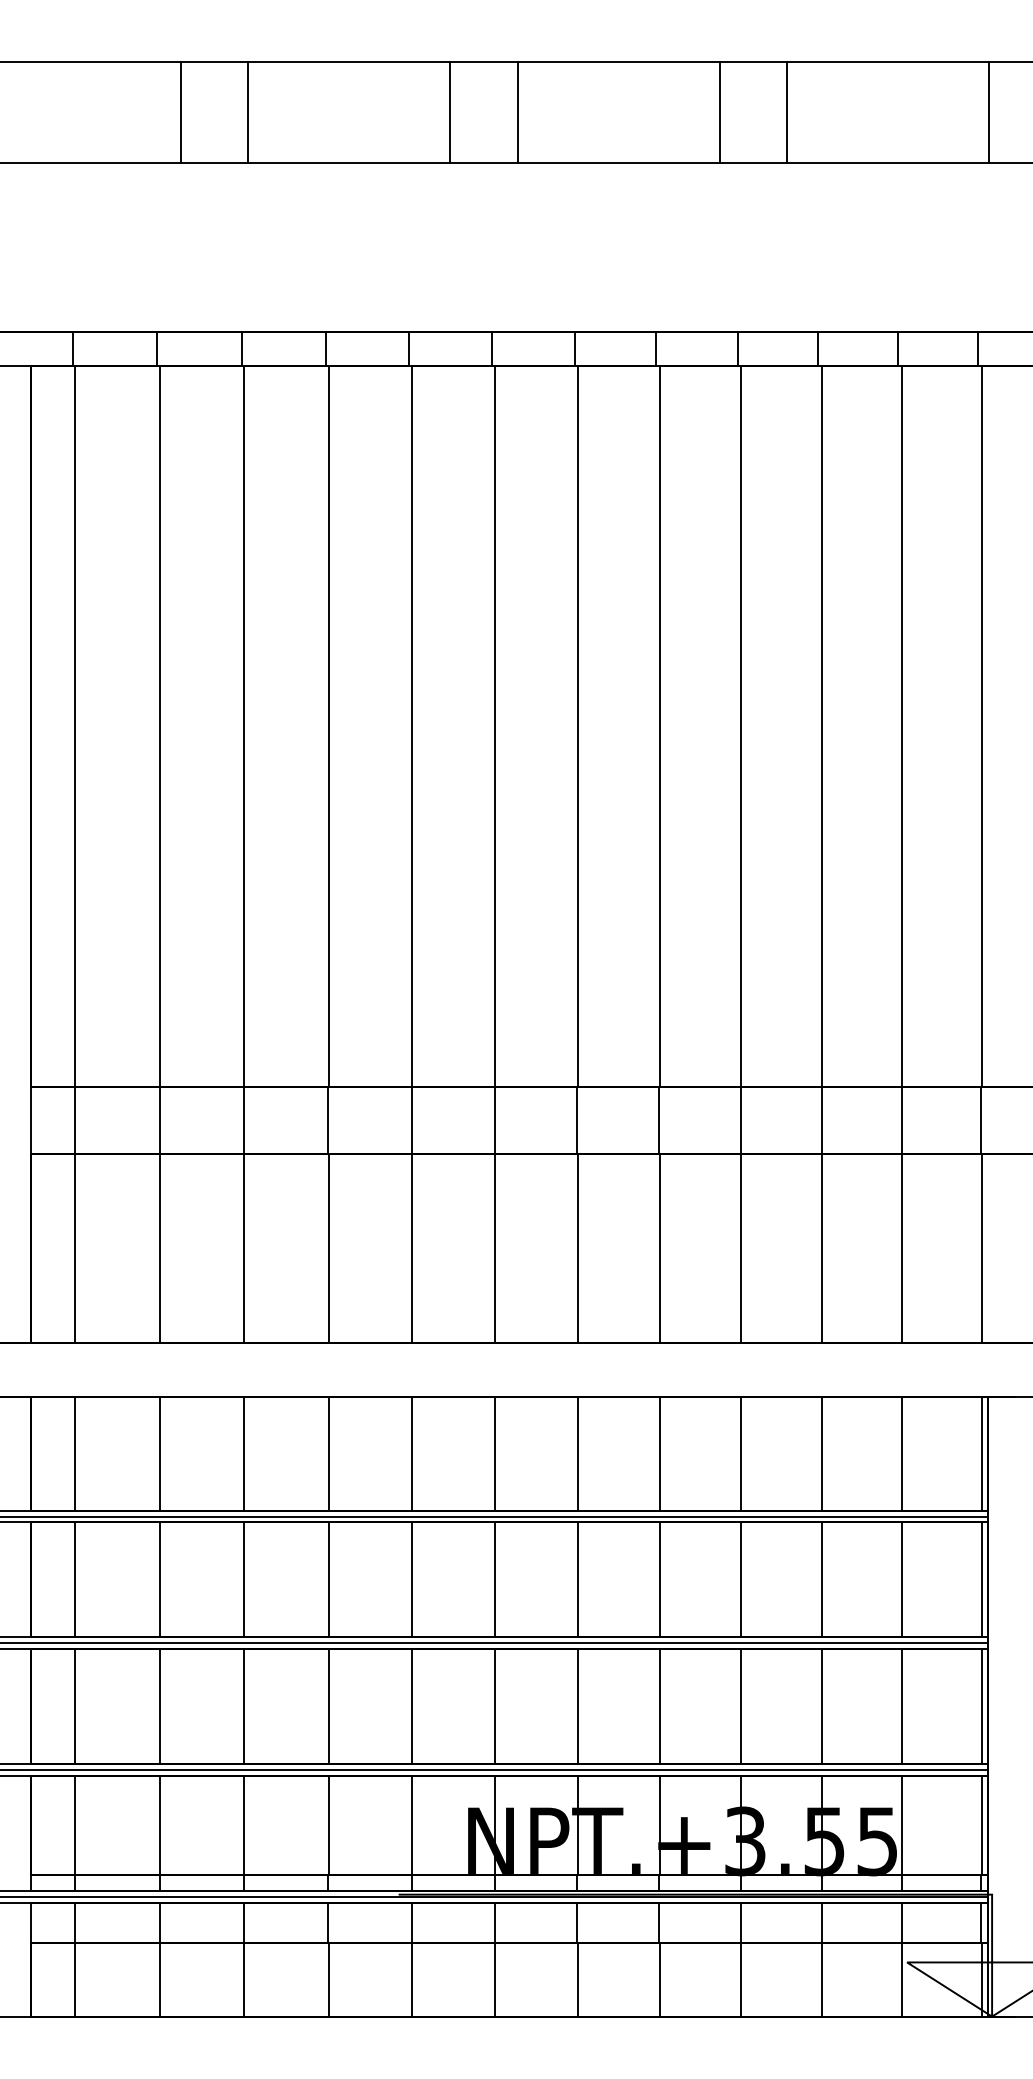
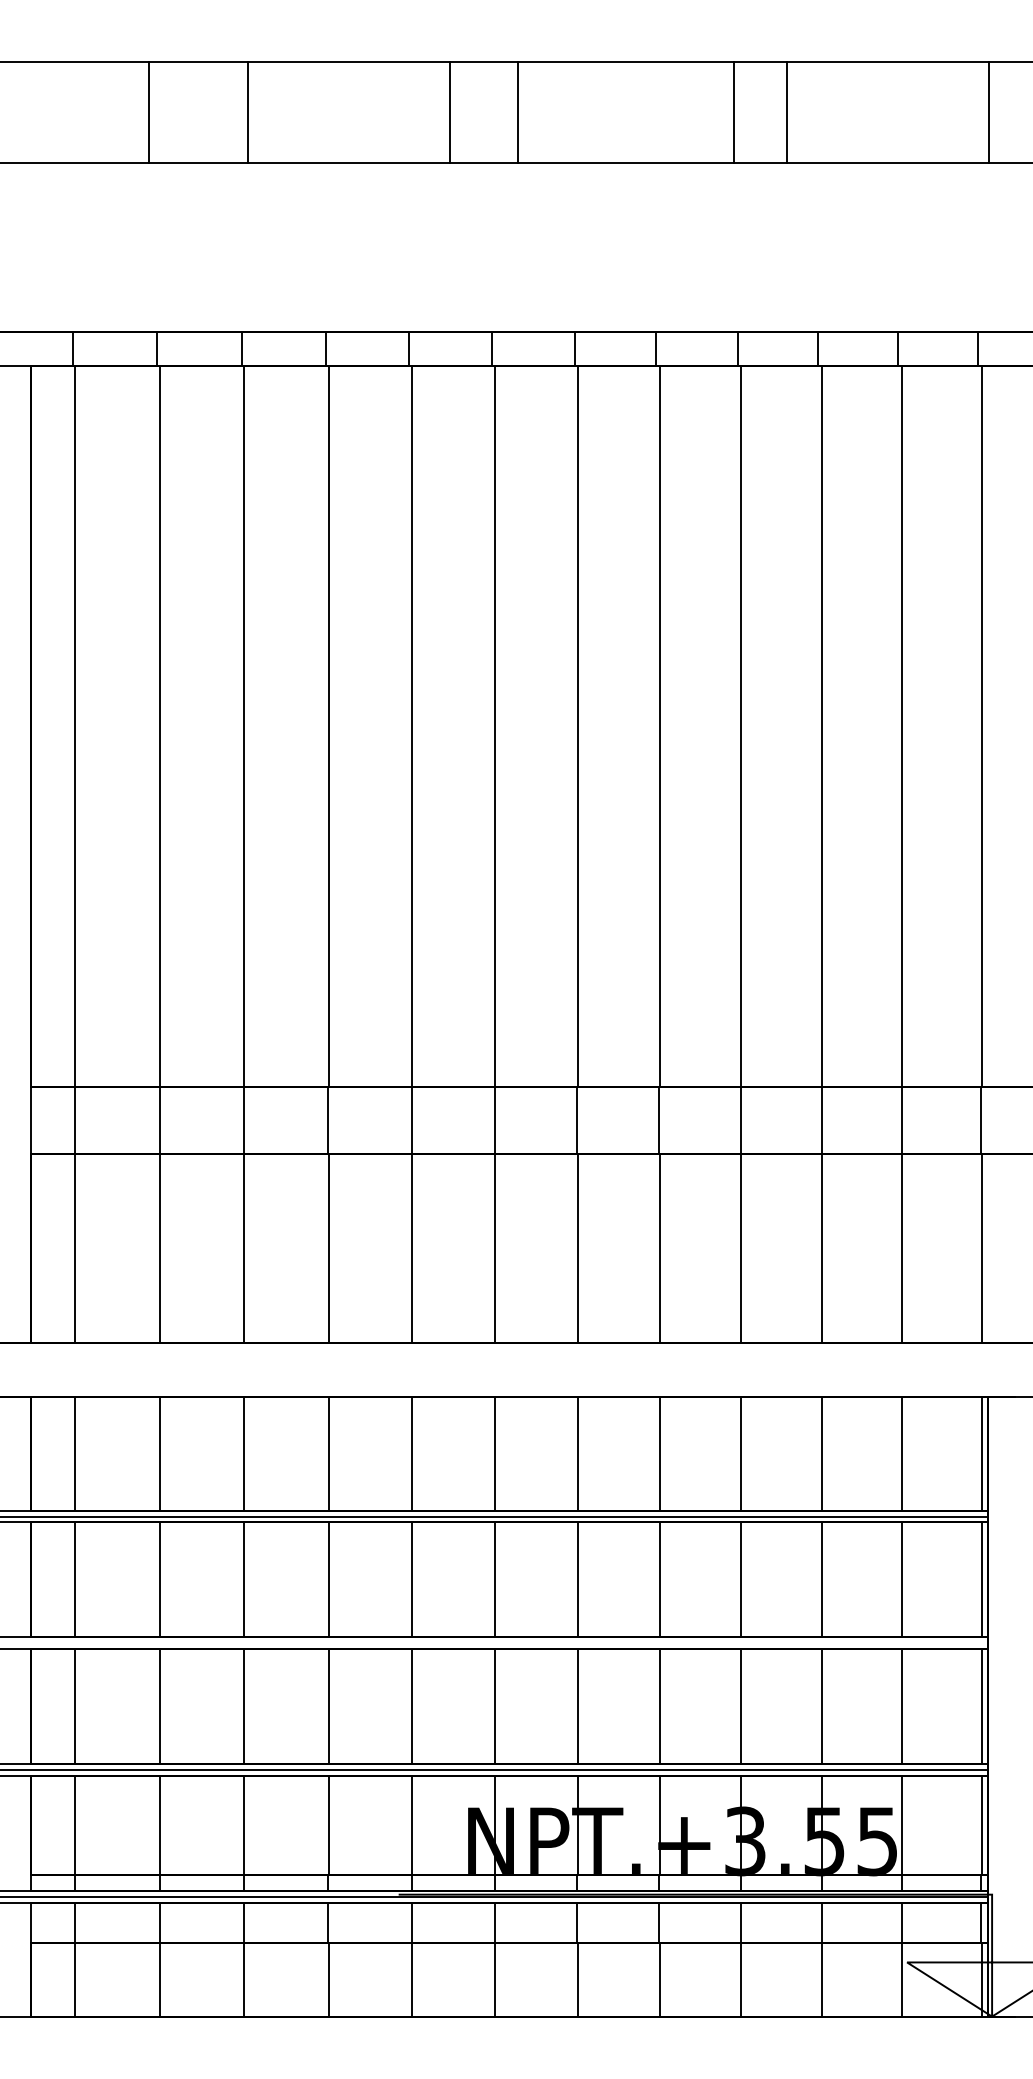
line position: (180, 112) -> (148, 112) (148, 112)
line position: (719, 112) -> (733, 112) (733, 112)
line: present -> none (494, 1643)
